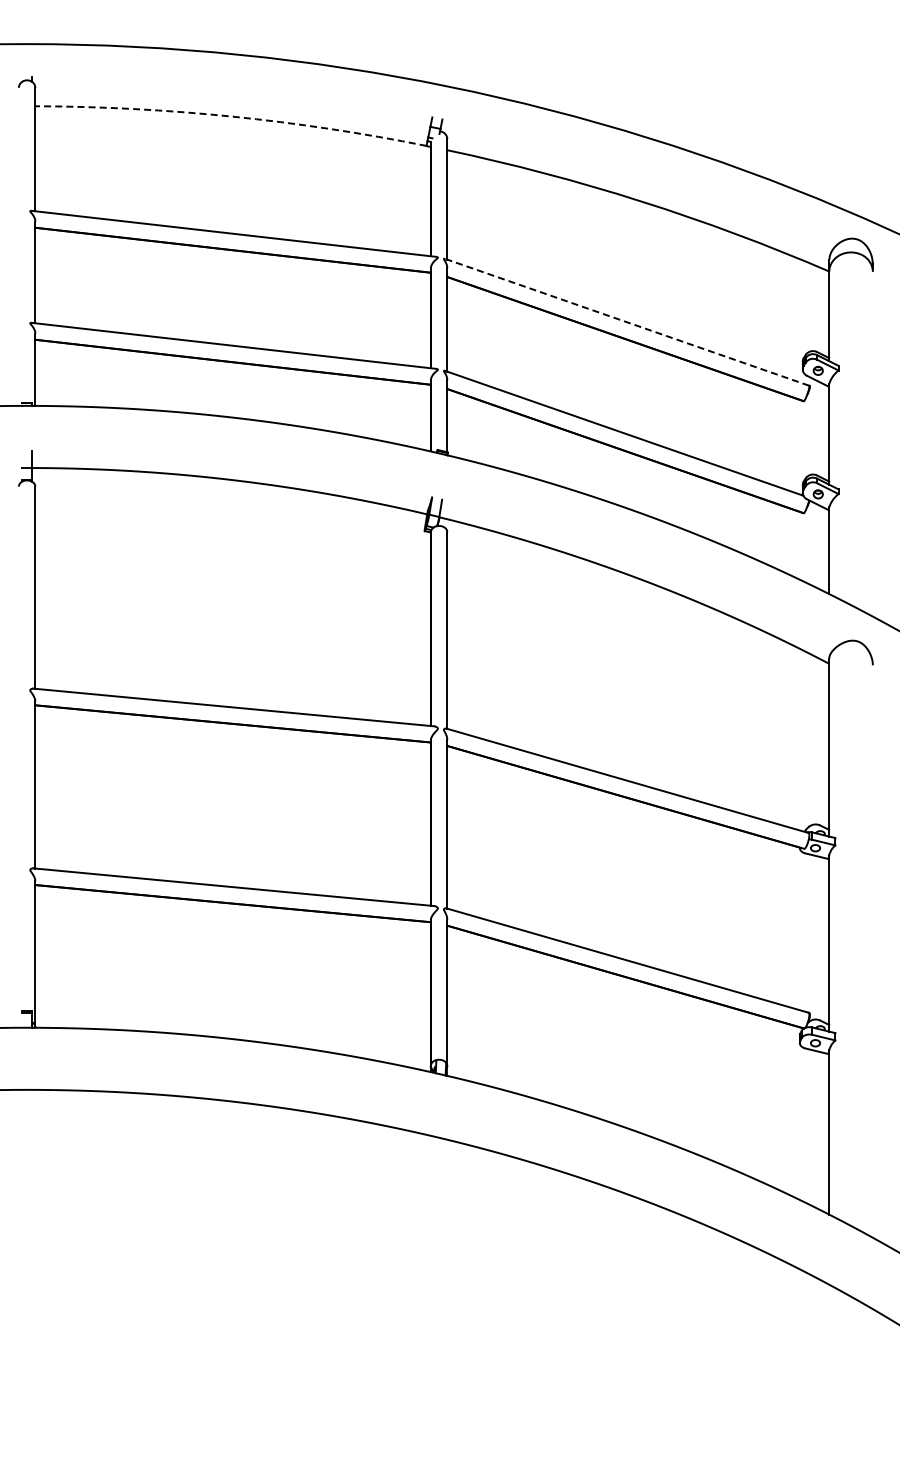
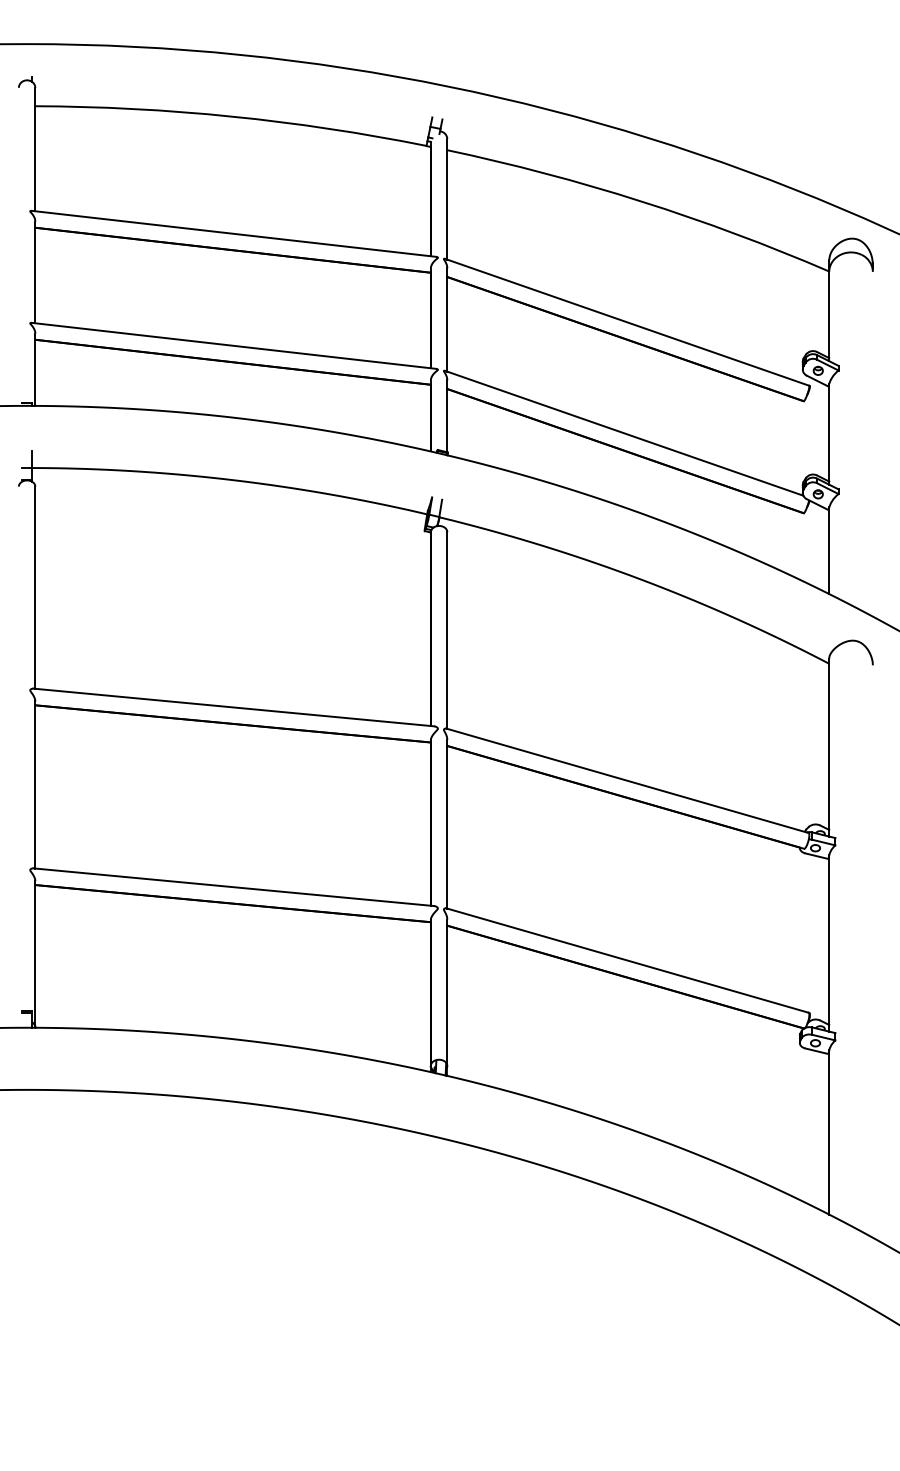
arc: dashed -> solid (231, 116)
line: dashed -> solid (627, 322)
